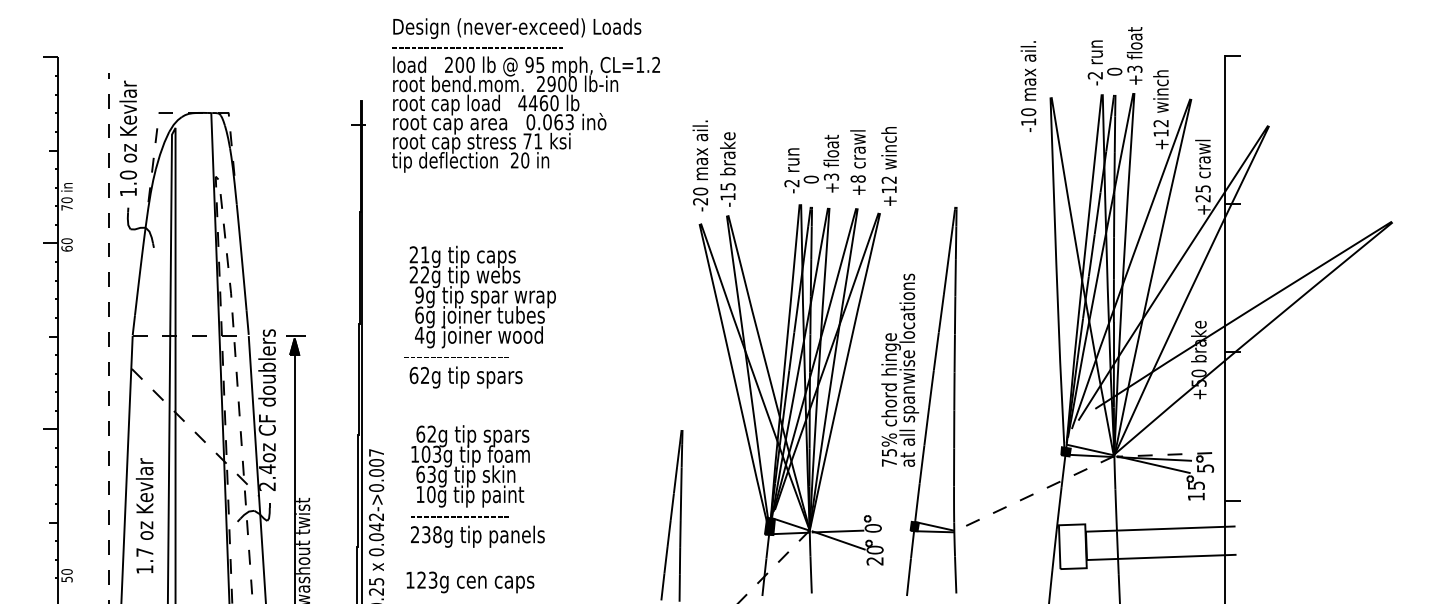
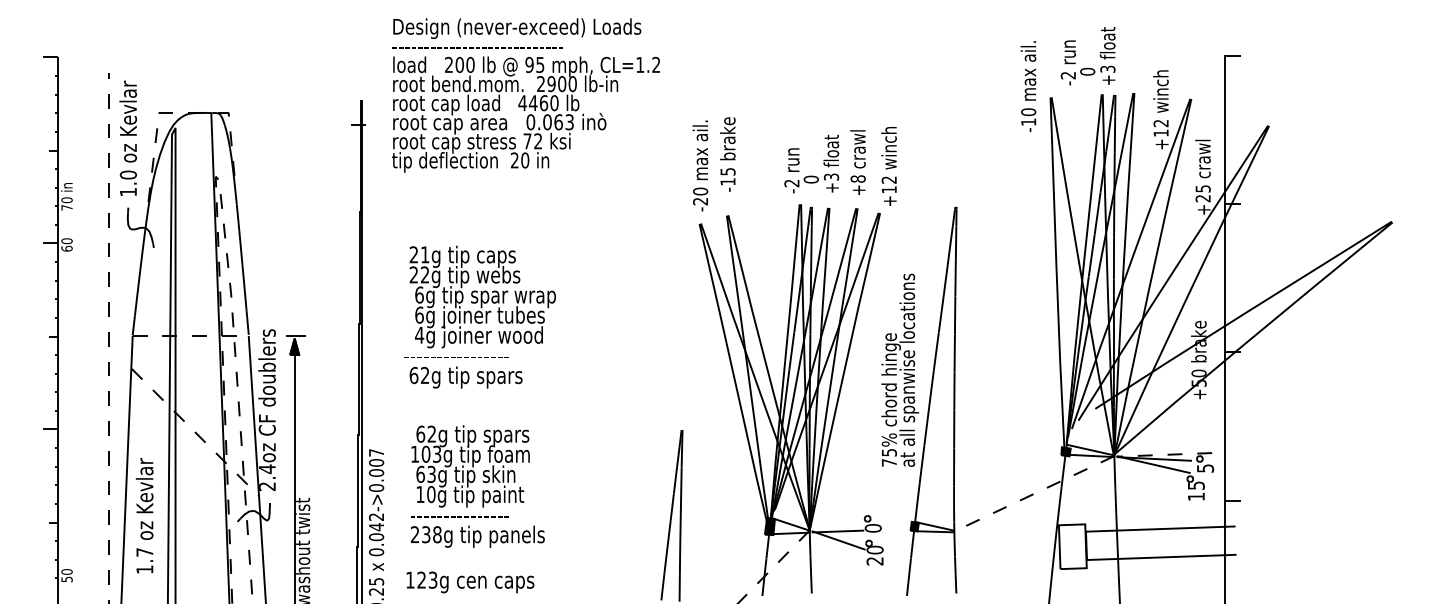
text position: (1114, 56) -> (1087, 56) (1087, 56)
text: 71 -> 72 (538, 141)
text position: (727, 169) -> (727, 154) (727, 154)
text: 9g -> 6g (419, 294)
